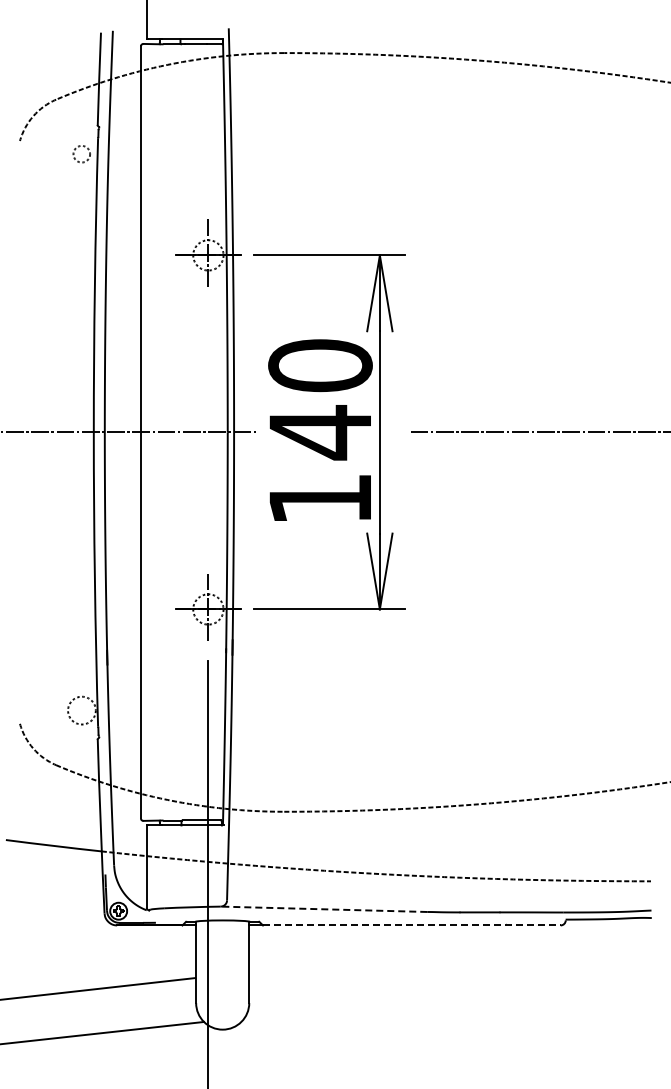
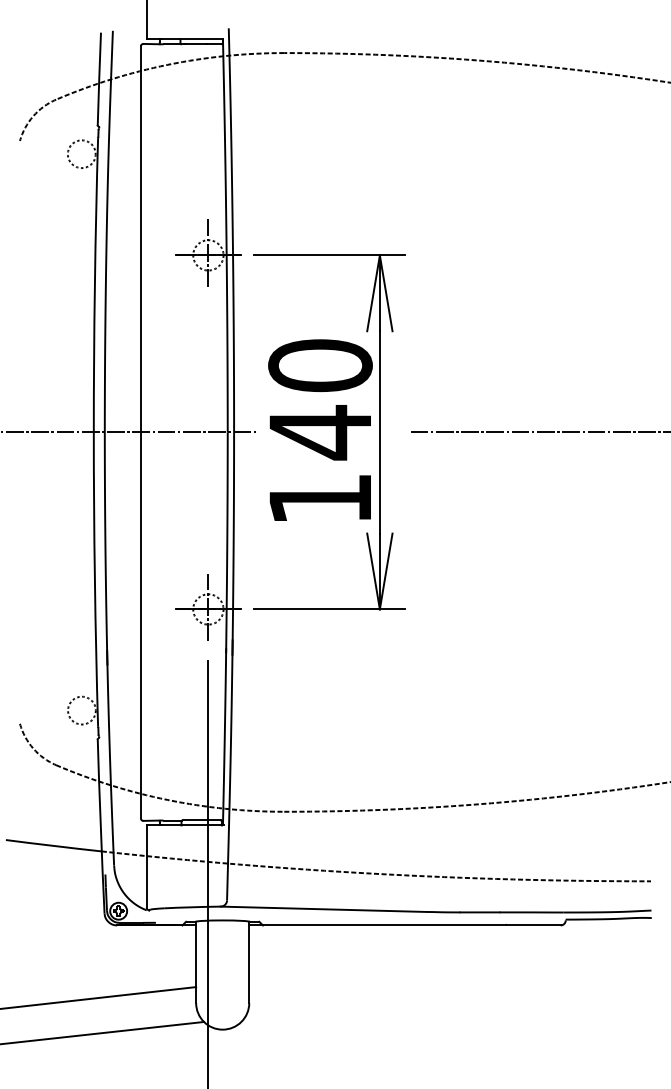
circle diameter: 17 px -> 28 px (81, 154)
line: dashed -> solid (323, 909)
line: dashed -> solid (411, 925)
line position: (98, 988) -> (99, 997) (99, 997)
